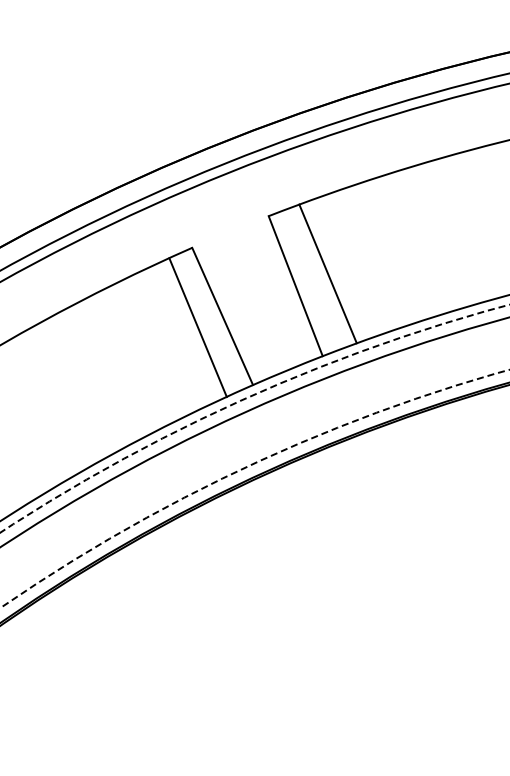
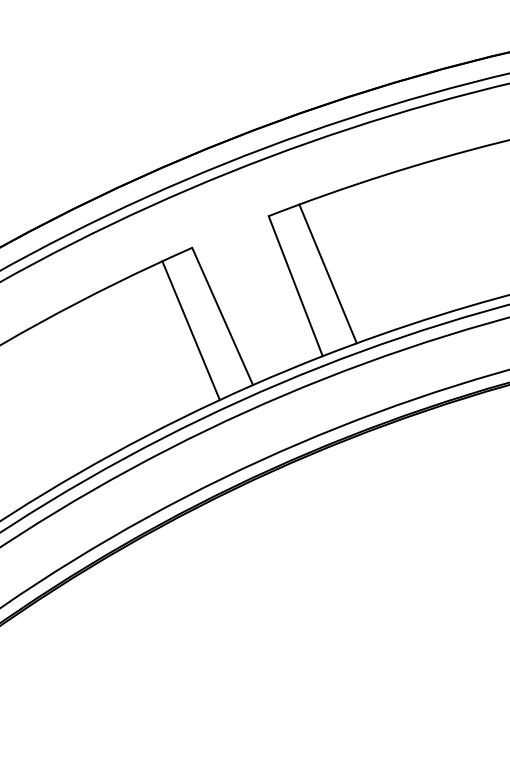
line position: (197, 327) -> (190, 330) (190, 330)
circle: dashed -> solid (254, 418)
arc: dashed -> solid (244, 468)
